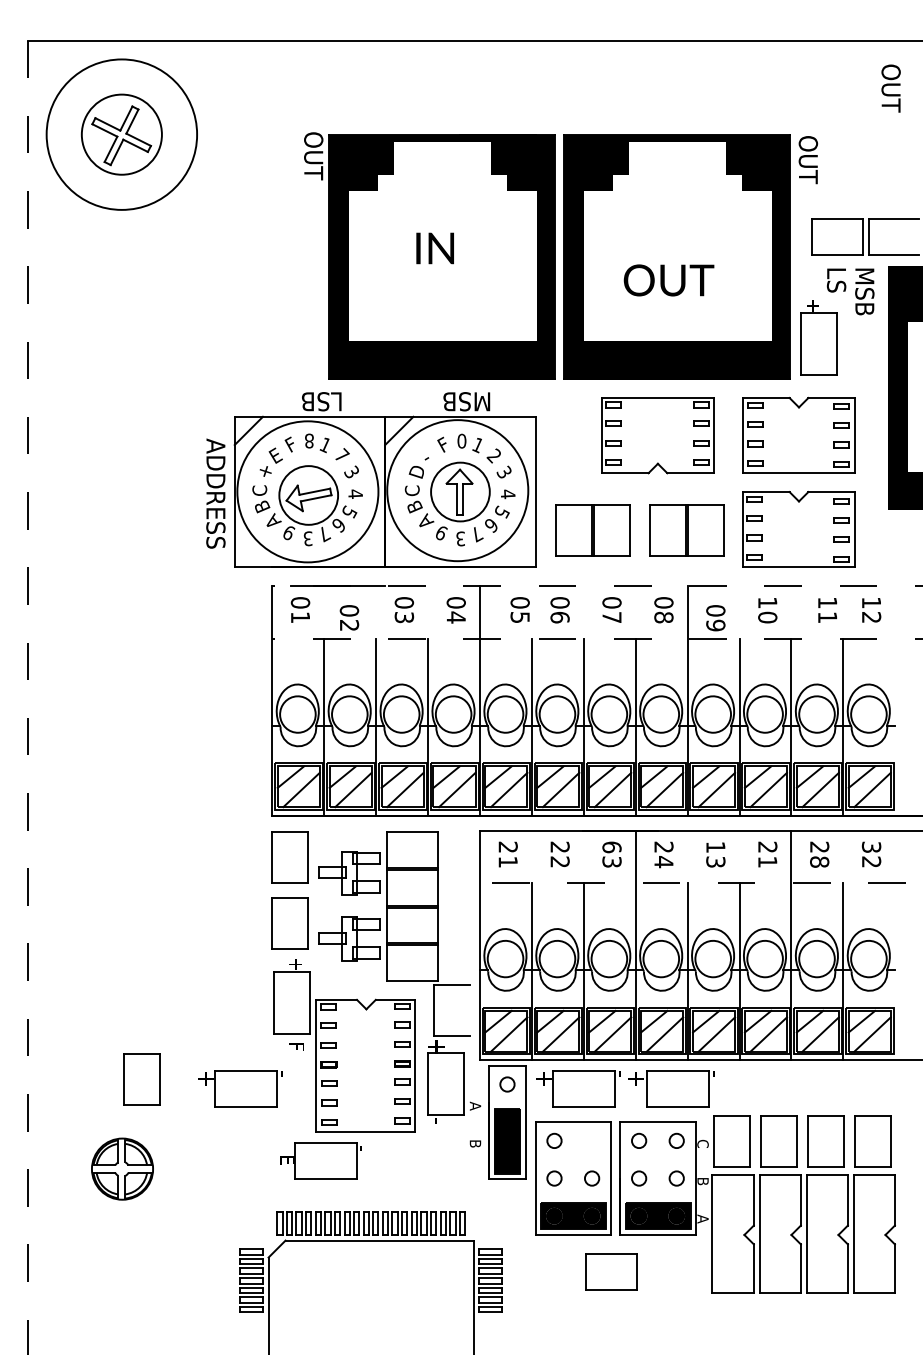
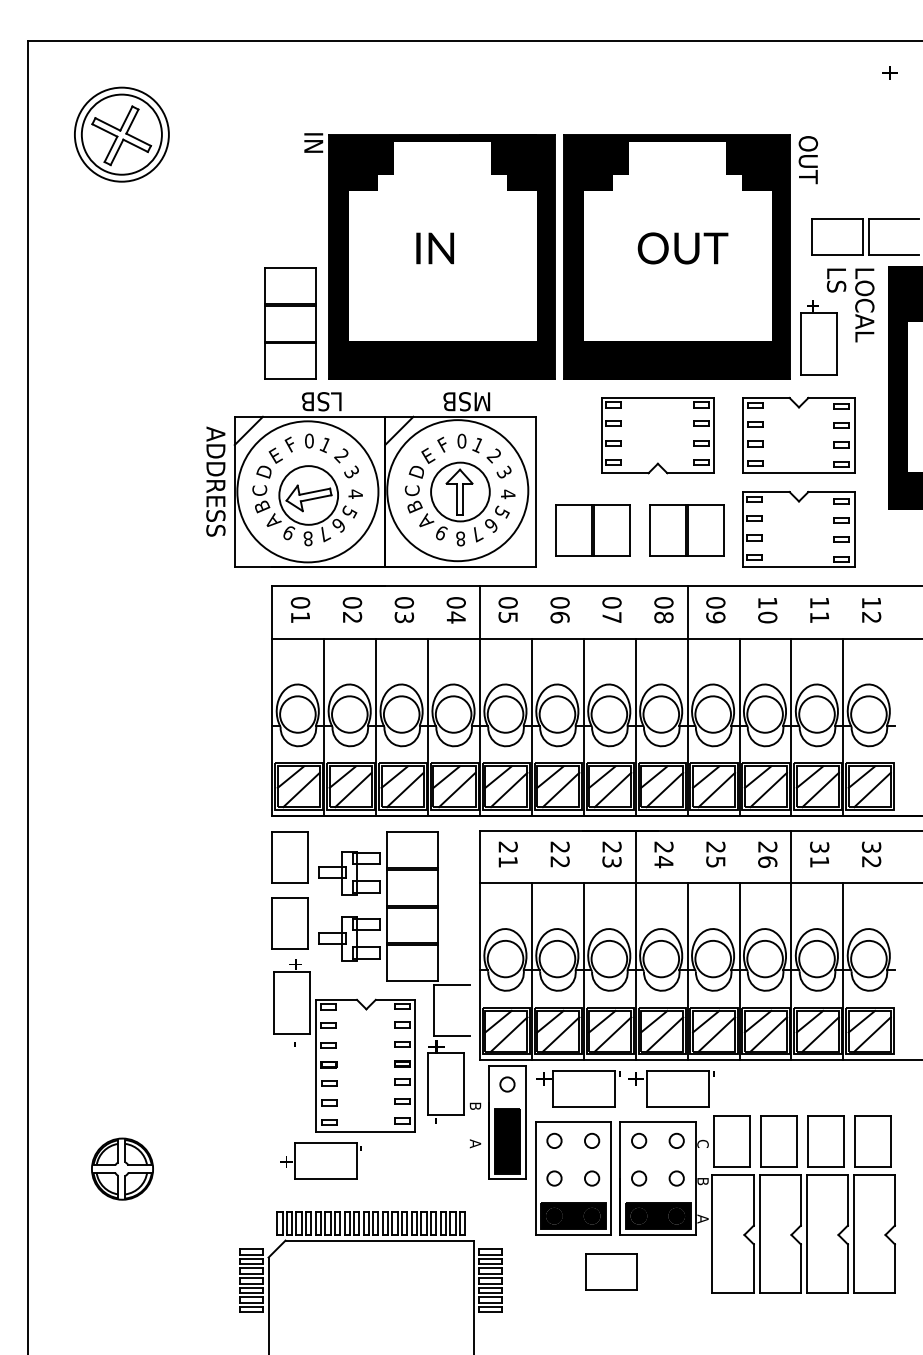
text: OUT -> + (890, 88)
circle diameter: 150 px -> 94 px (121, 134)
text: OUT -> IN (313, 156)
text position: (668, 280) -> (682, 248) (682, 248)
text: MSB -> LOCAL (864, 306)
part: none -> present (290, 323)
text: 8 -> 0 (309, 441)
text: 7 -> 2 (341, 455)
text: - -> E (428, 455)
text: + -> D (263, 471)
text position: (215, 493) -> (215, 481) (215, 481)
text: 3 -> 8 (307, 538)
text: 3 -> 8 (460, 538)
line: dashed -> solid (597, 586)
text position: (519, 609) -> (507, 609) (507, 609)
text position: (827, 610) -> (819, 610) (819, 610)
text position: (349, 617) -> (352, 609) (352, 609)
text position: (715, 618) -> (715, 610) (715, 610)
line: dashed -> solid (597, 638)
line: dashed -> solid (27, 697)
text: 63 -> 23 (611, 847)
text: 13 -> 25 (715, 854)
text: 28 -> 31 (819, 854)
text: 21 -> 26 (767, 861)
line: dashed -> solid (700, 883)
text: F -> - (296, 1046)
part: present -> none (141, 1079)
part: present -> none (240, 1088)
text: A -> B (475, 1105)
circle: none -> present (592, 1140)
text: B -> A (475, 1143)
text: E -> + (286, 1161)
